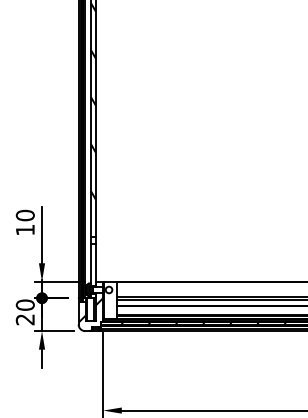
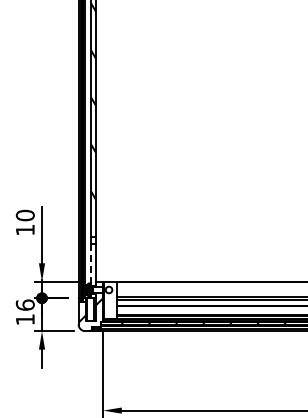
line: solid -> dashed (90, 263)
text: 20 -> 16 (24, 312)
